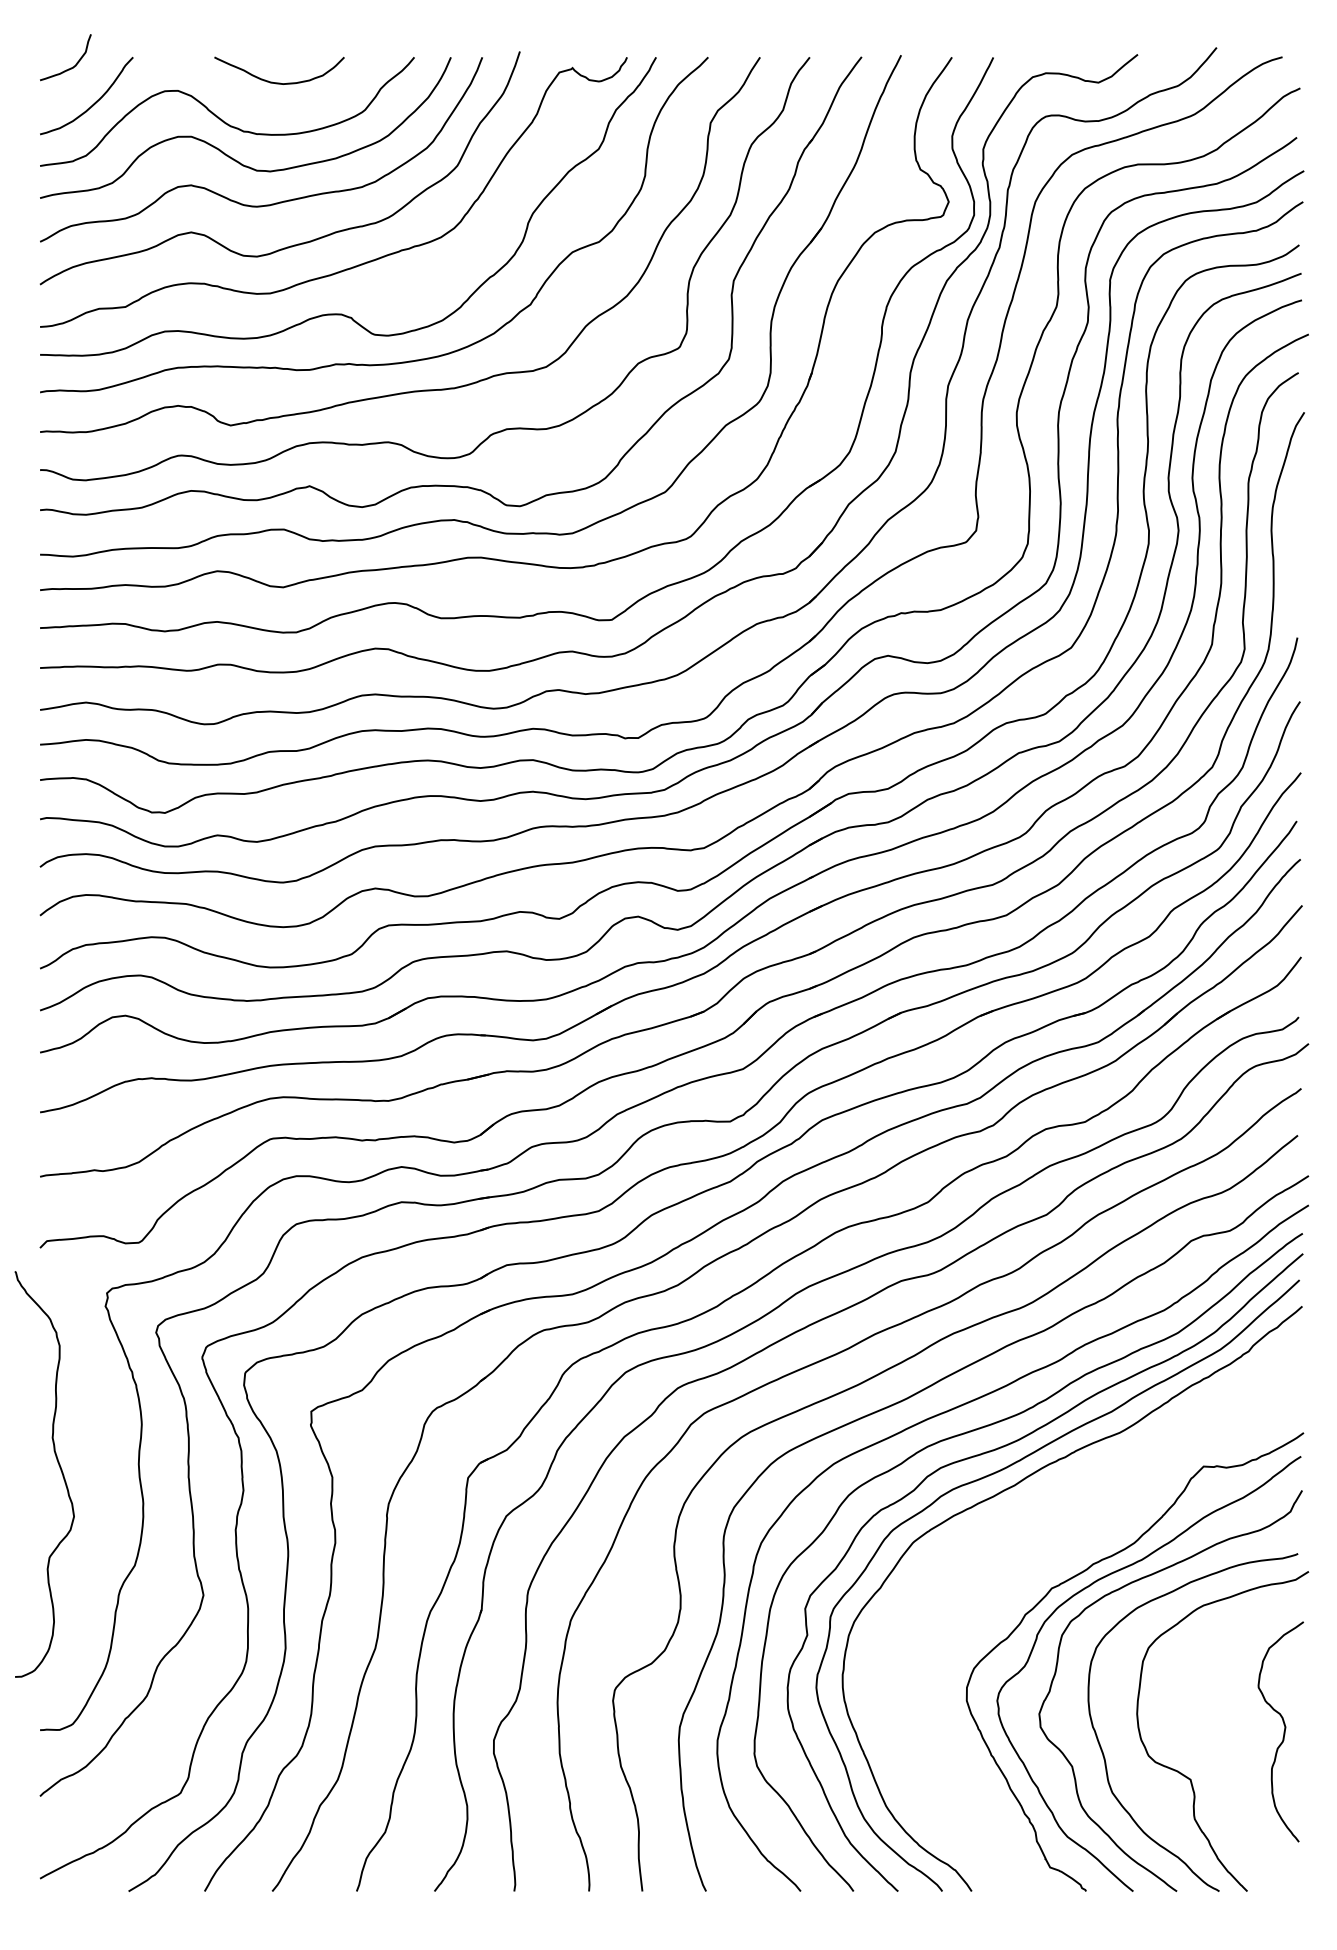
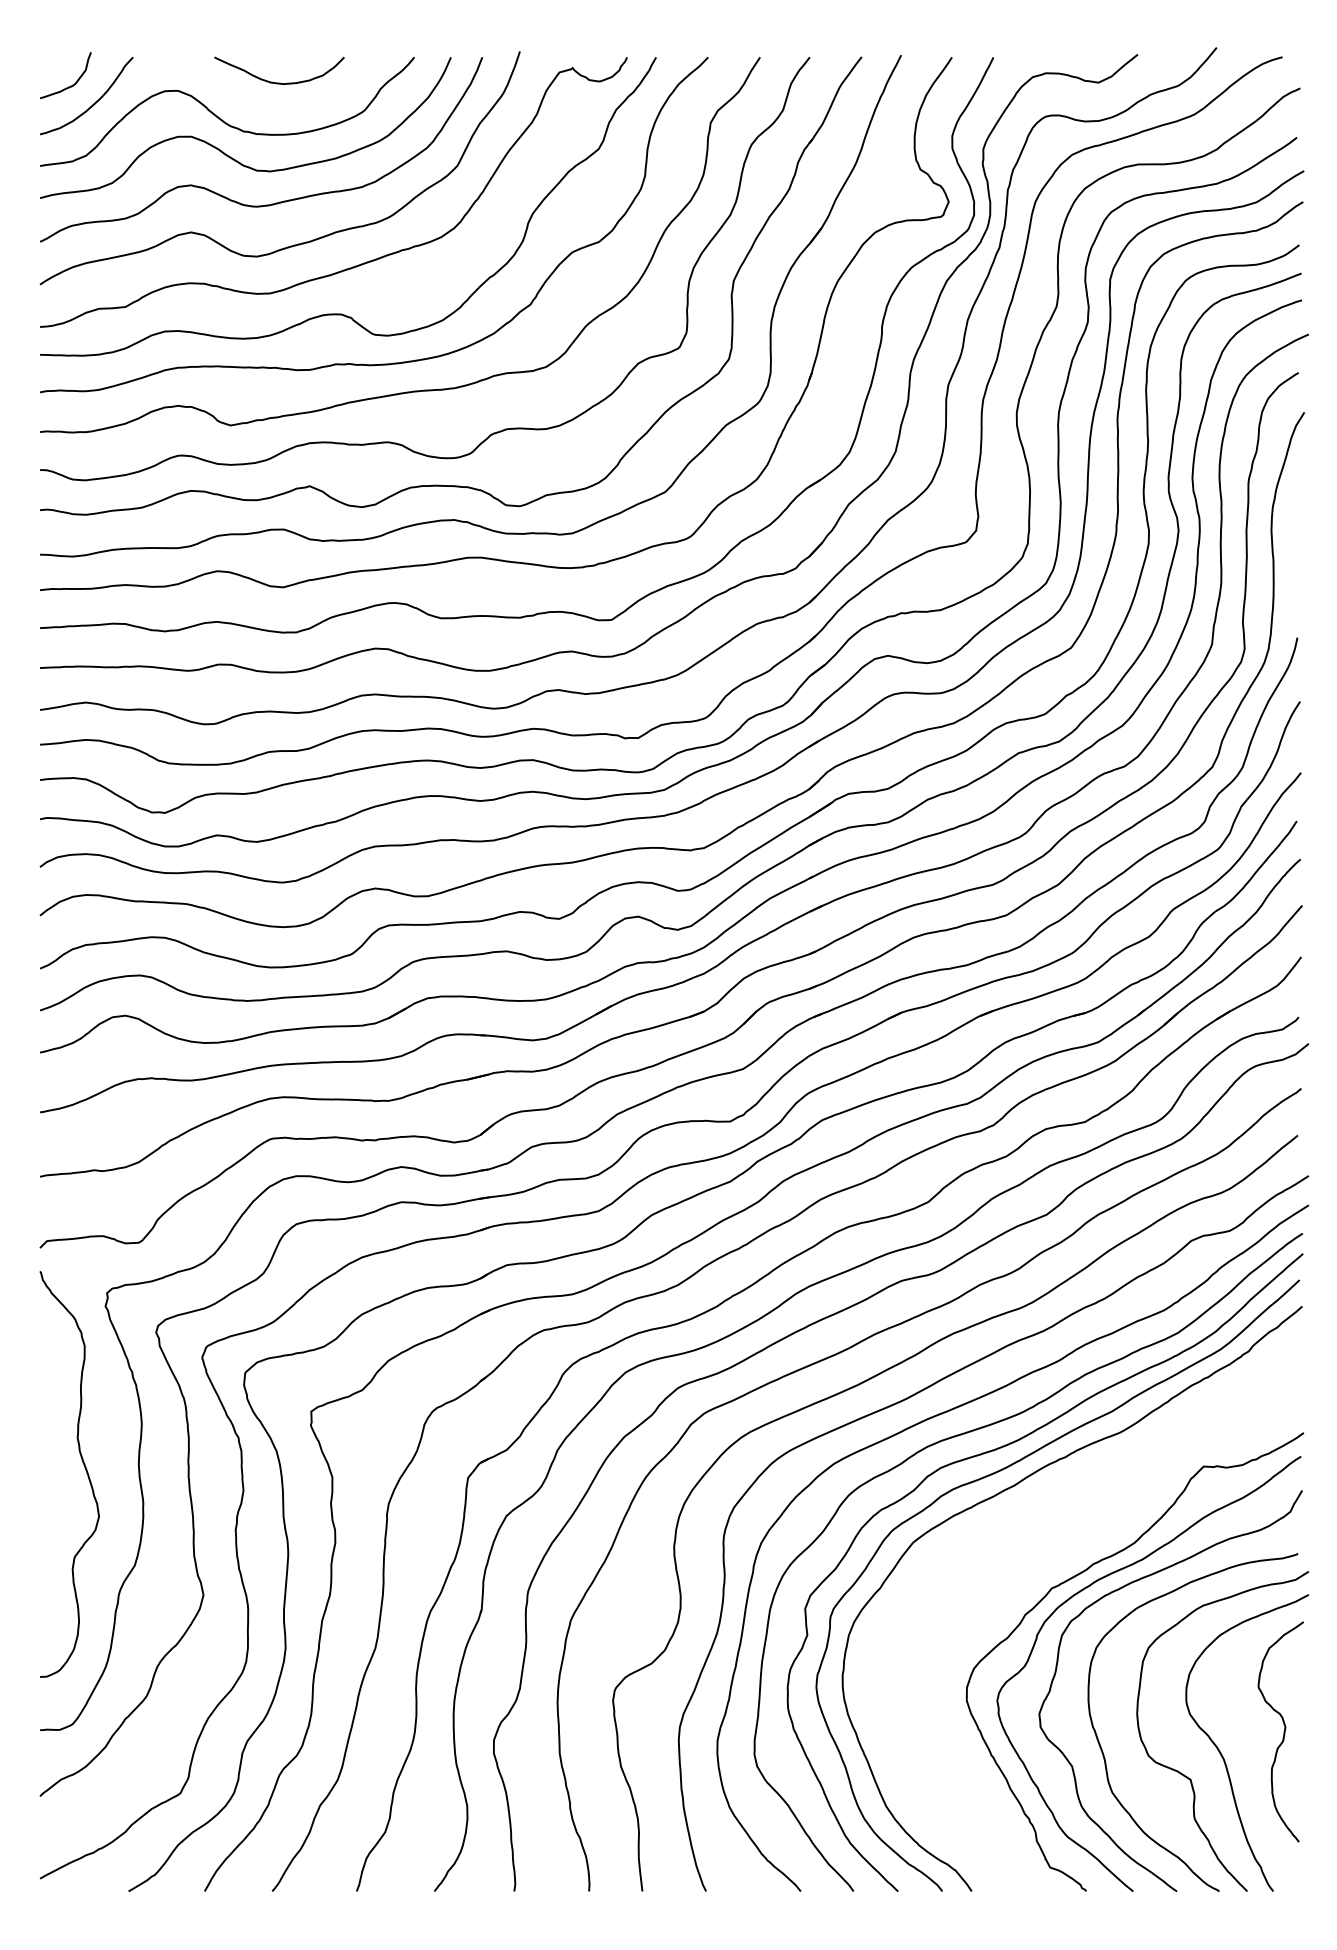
curve position: (70, 67) -> (70, 85) (70, 85)
curve position: (60, 1470) -> (85, 1470) (85, 1470)
curve: none -> present (1222, 1754)
